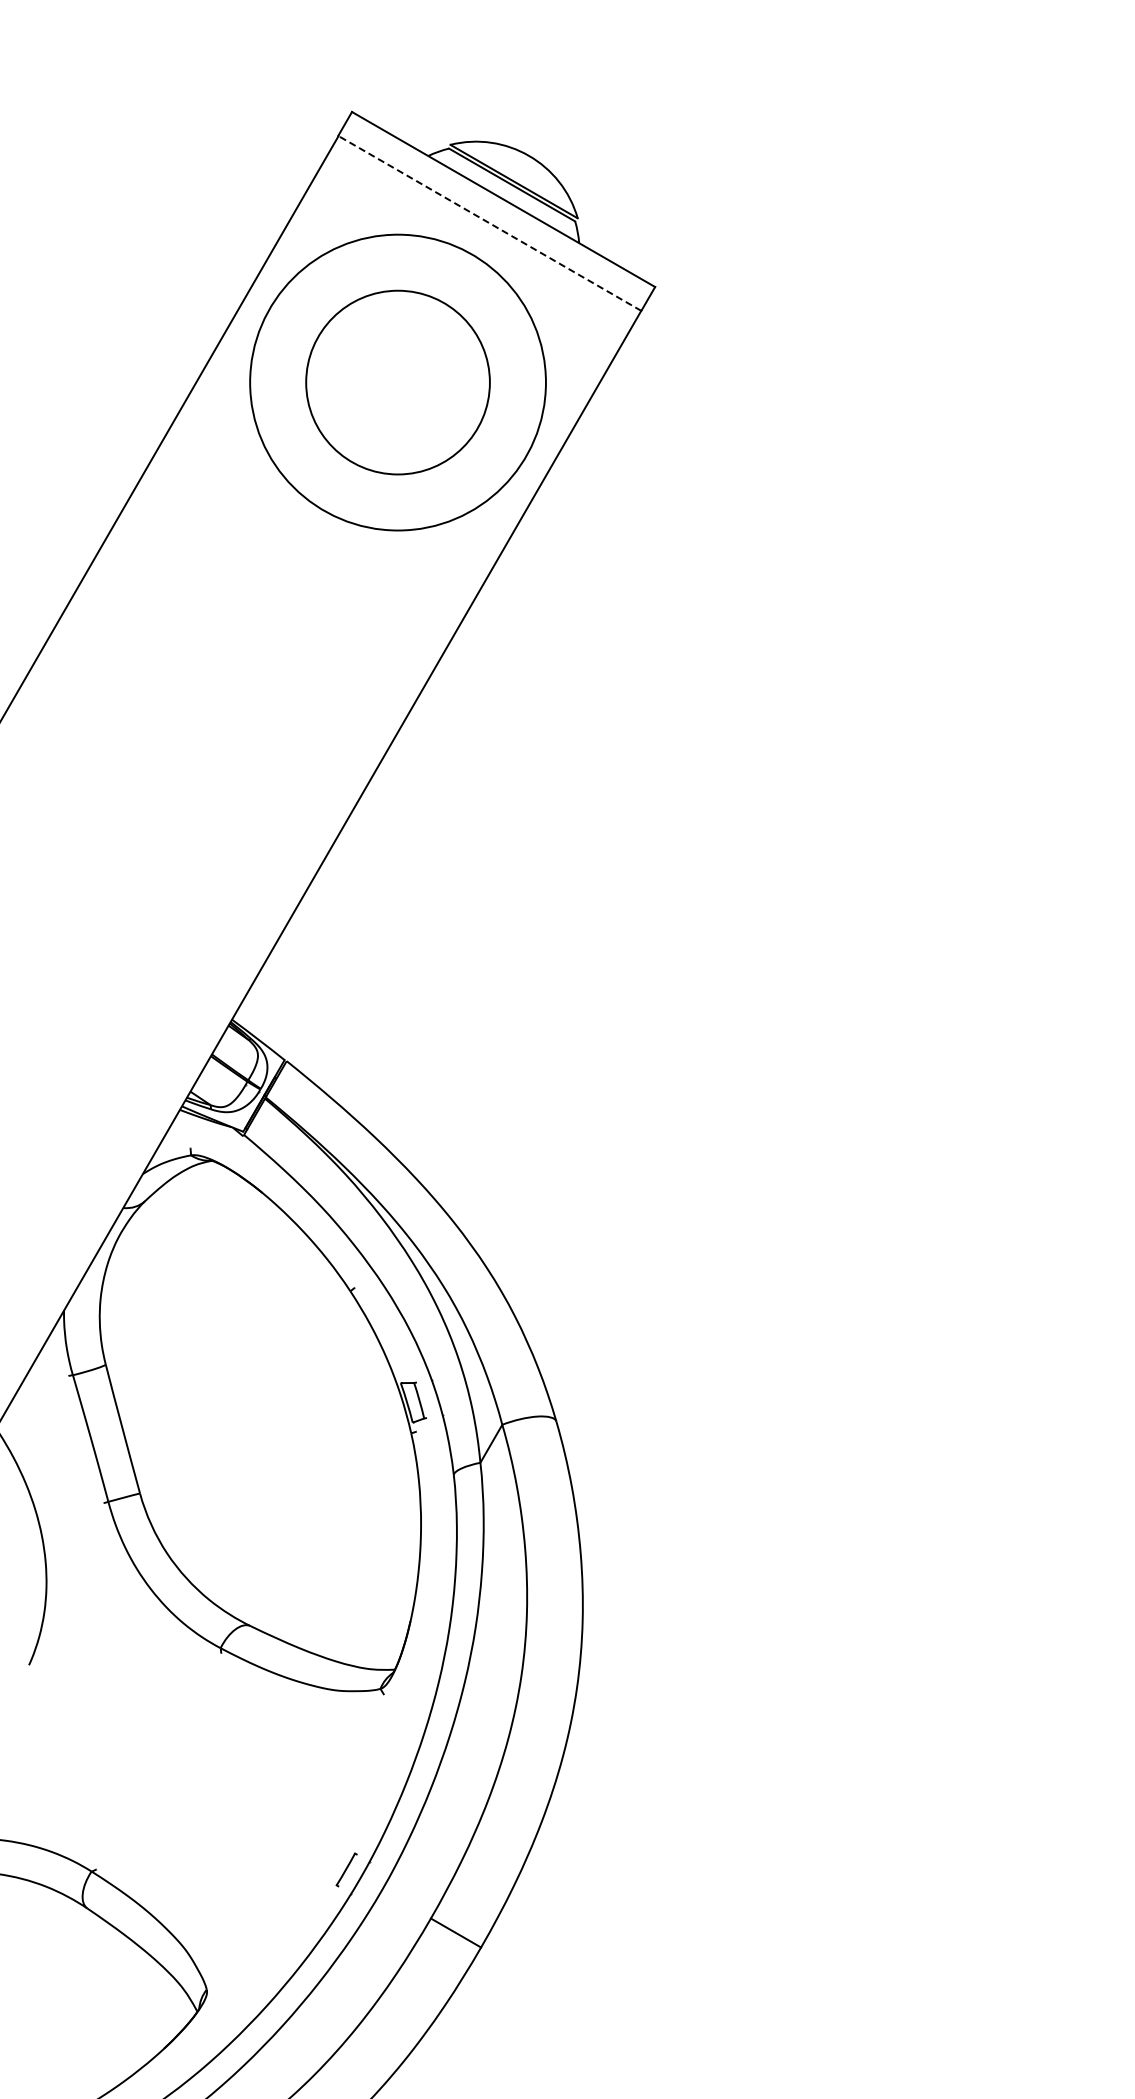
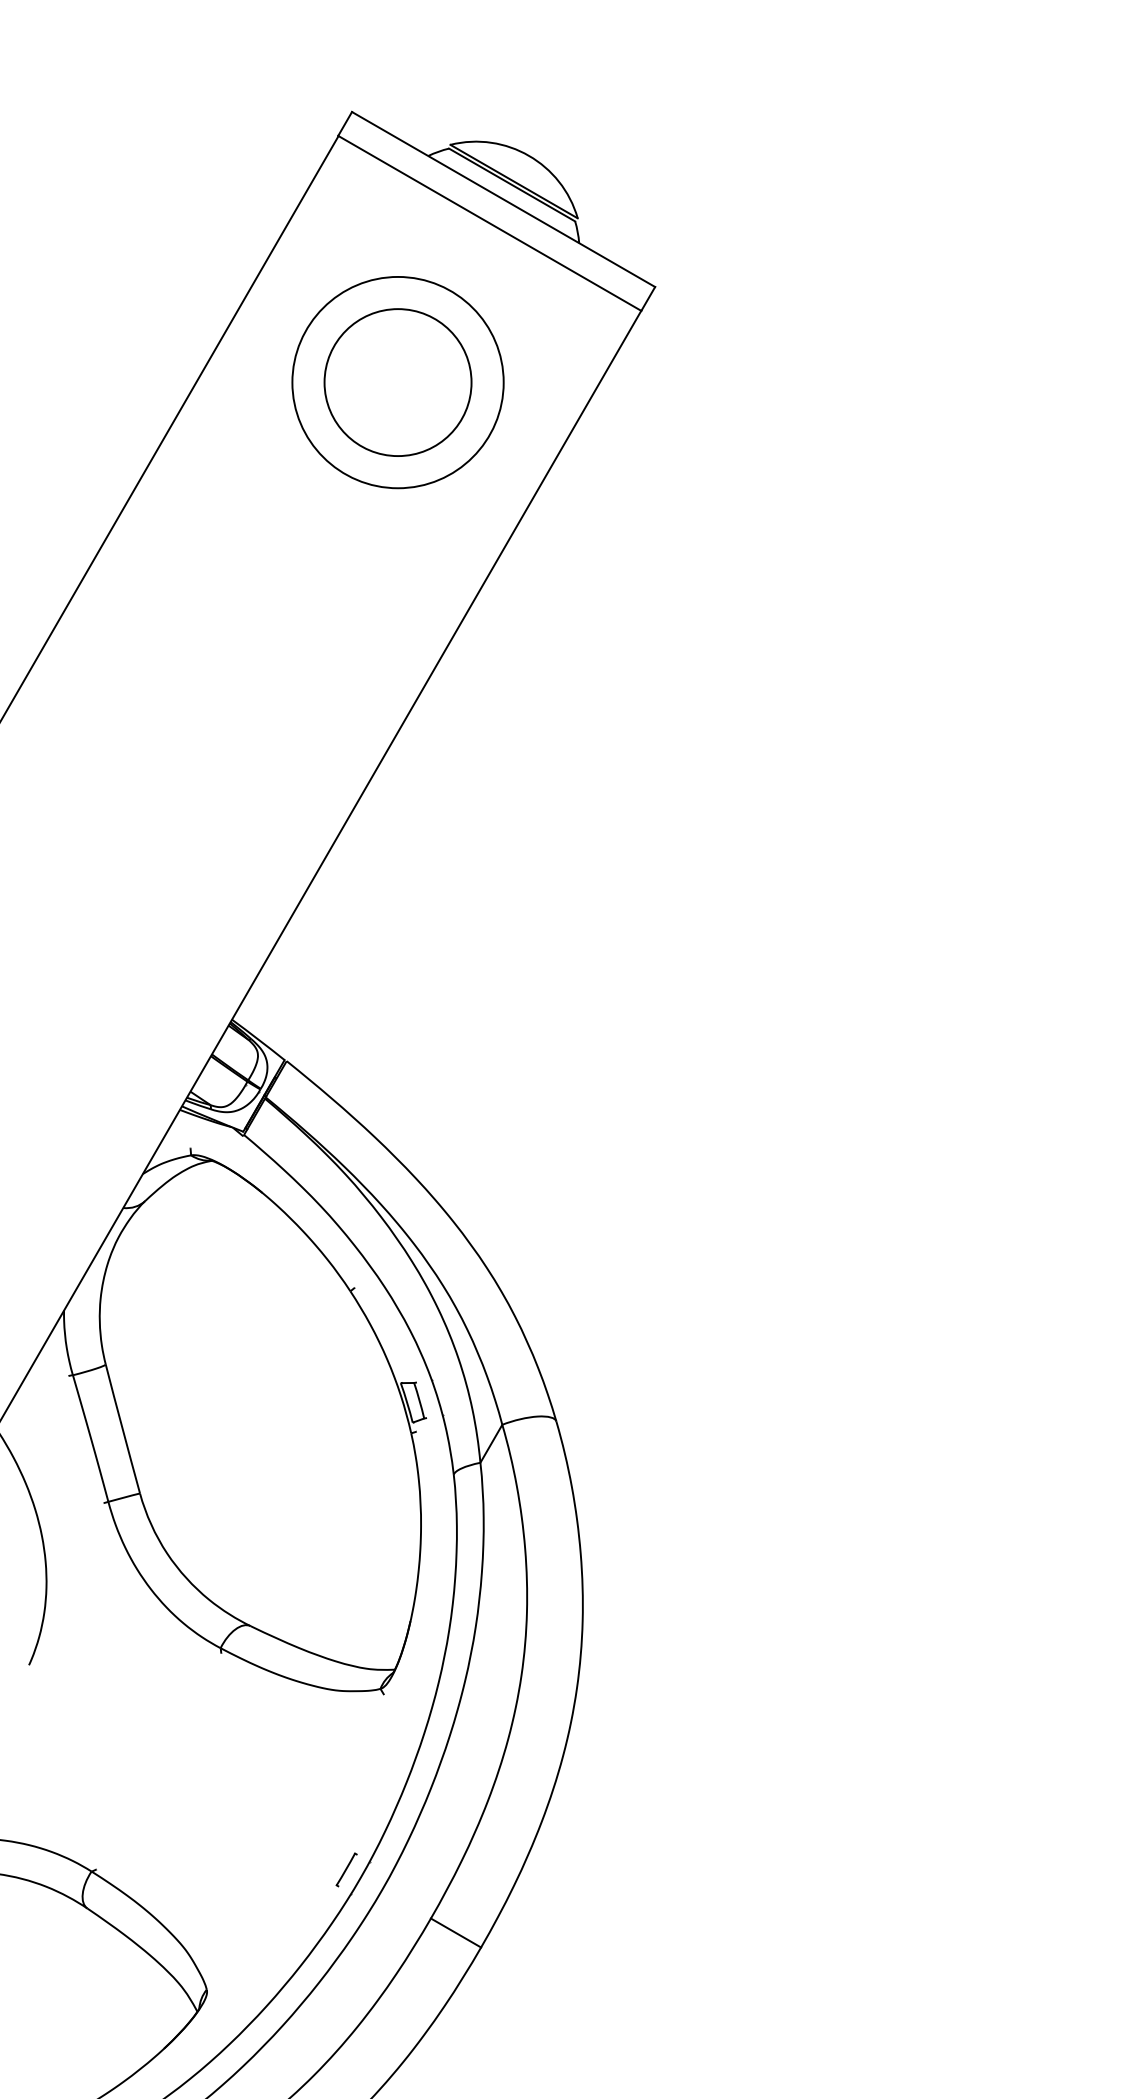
line: dashed -> solid (489, 223)
circle diameter: 184 px -> 147 px (397, 382)
circle diameter: 296 px -> 211 px (397, 382)
